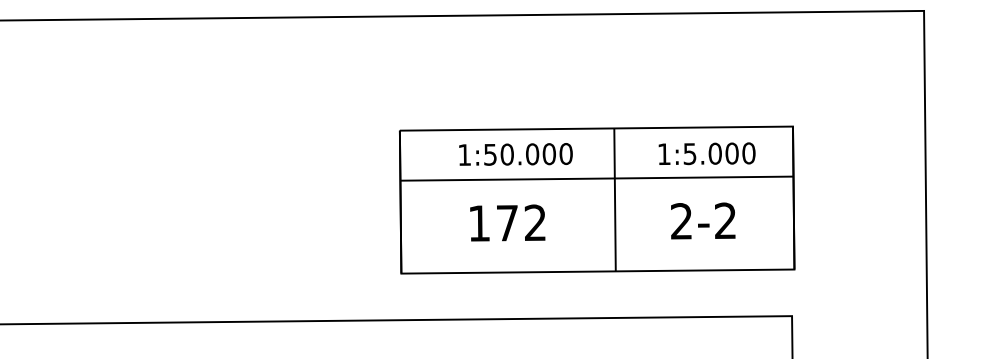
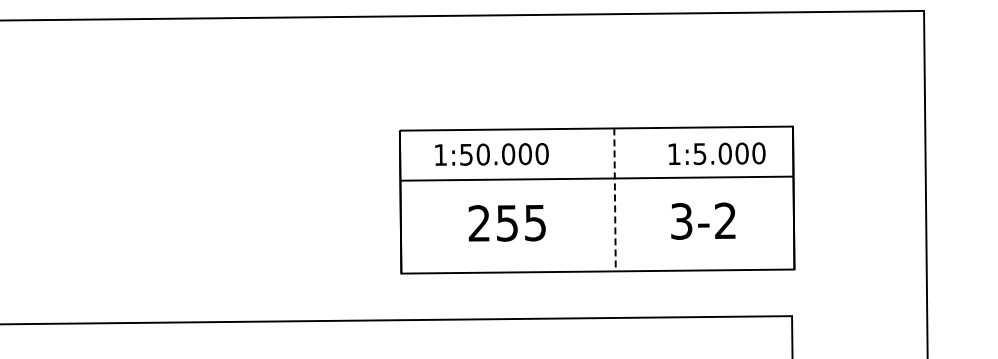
text position: (706, 153) -> (716, 153) (716, 153)
text position: (515, 154) -> (491, 154) (491, 154)
line: solid -> dashed (615, 200)
text: 2-2 -> 3-2 (681, 221)
text: 172 -> 255 (506, 222)
